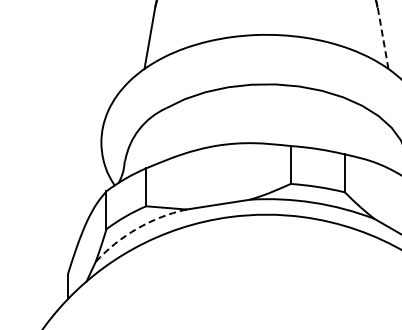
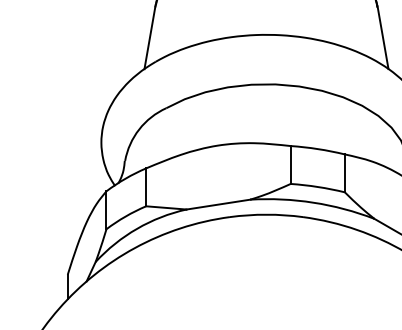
line: dashed -> solid (383, 37)
arc: dashed -> solid (137, 228)
